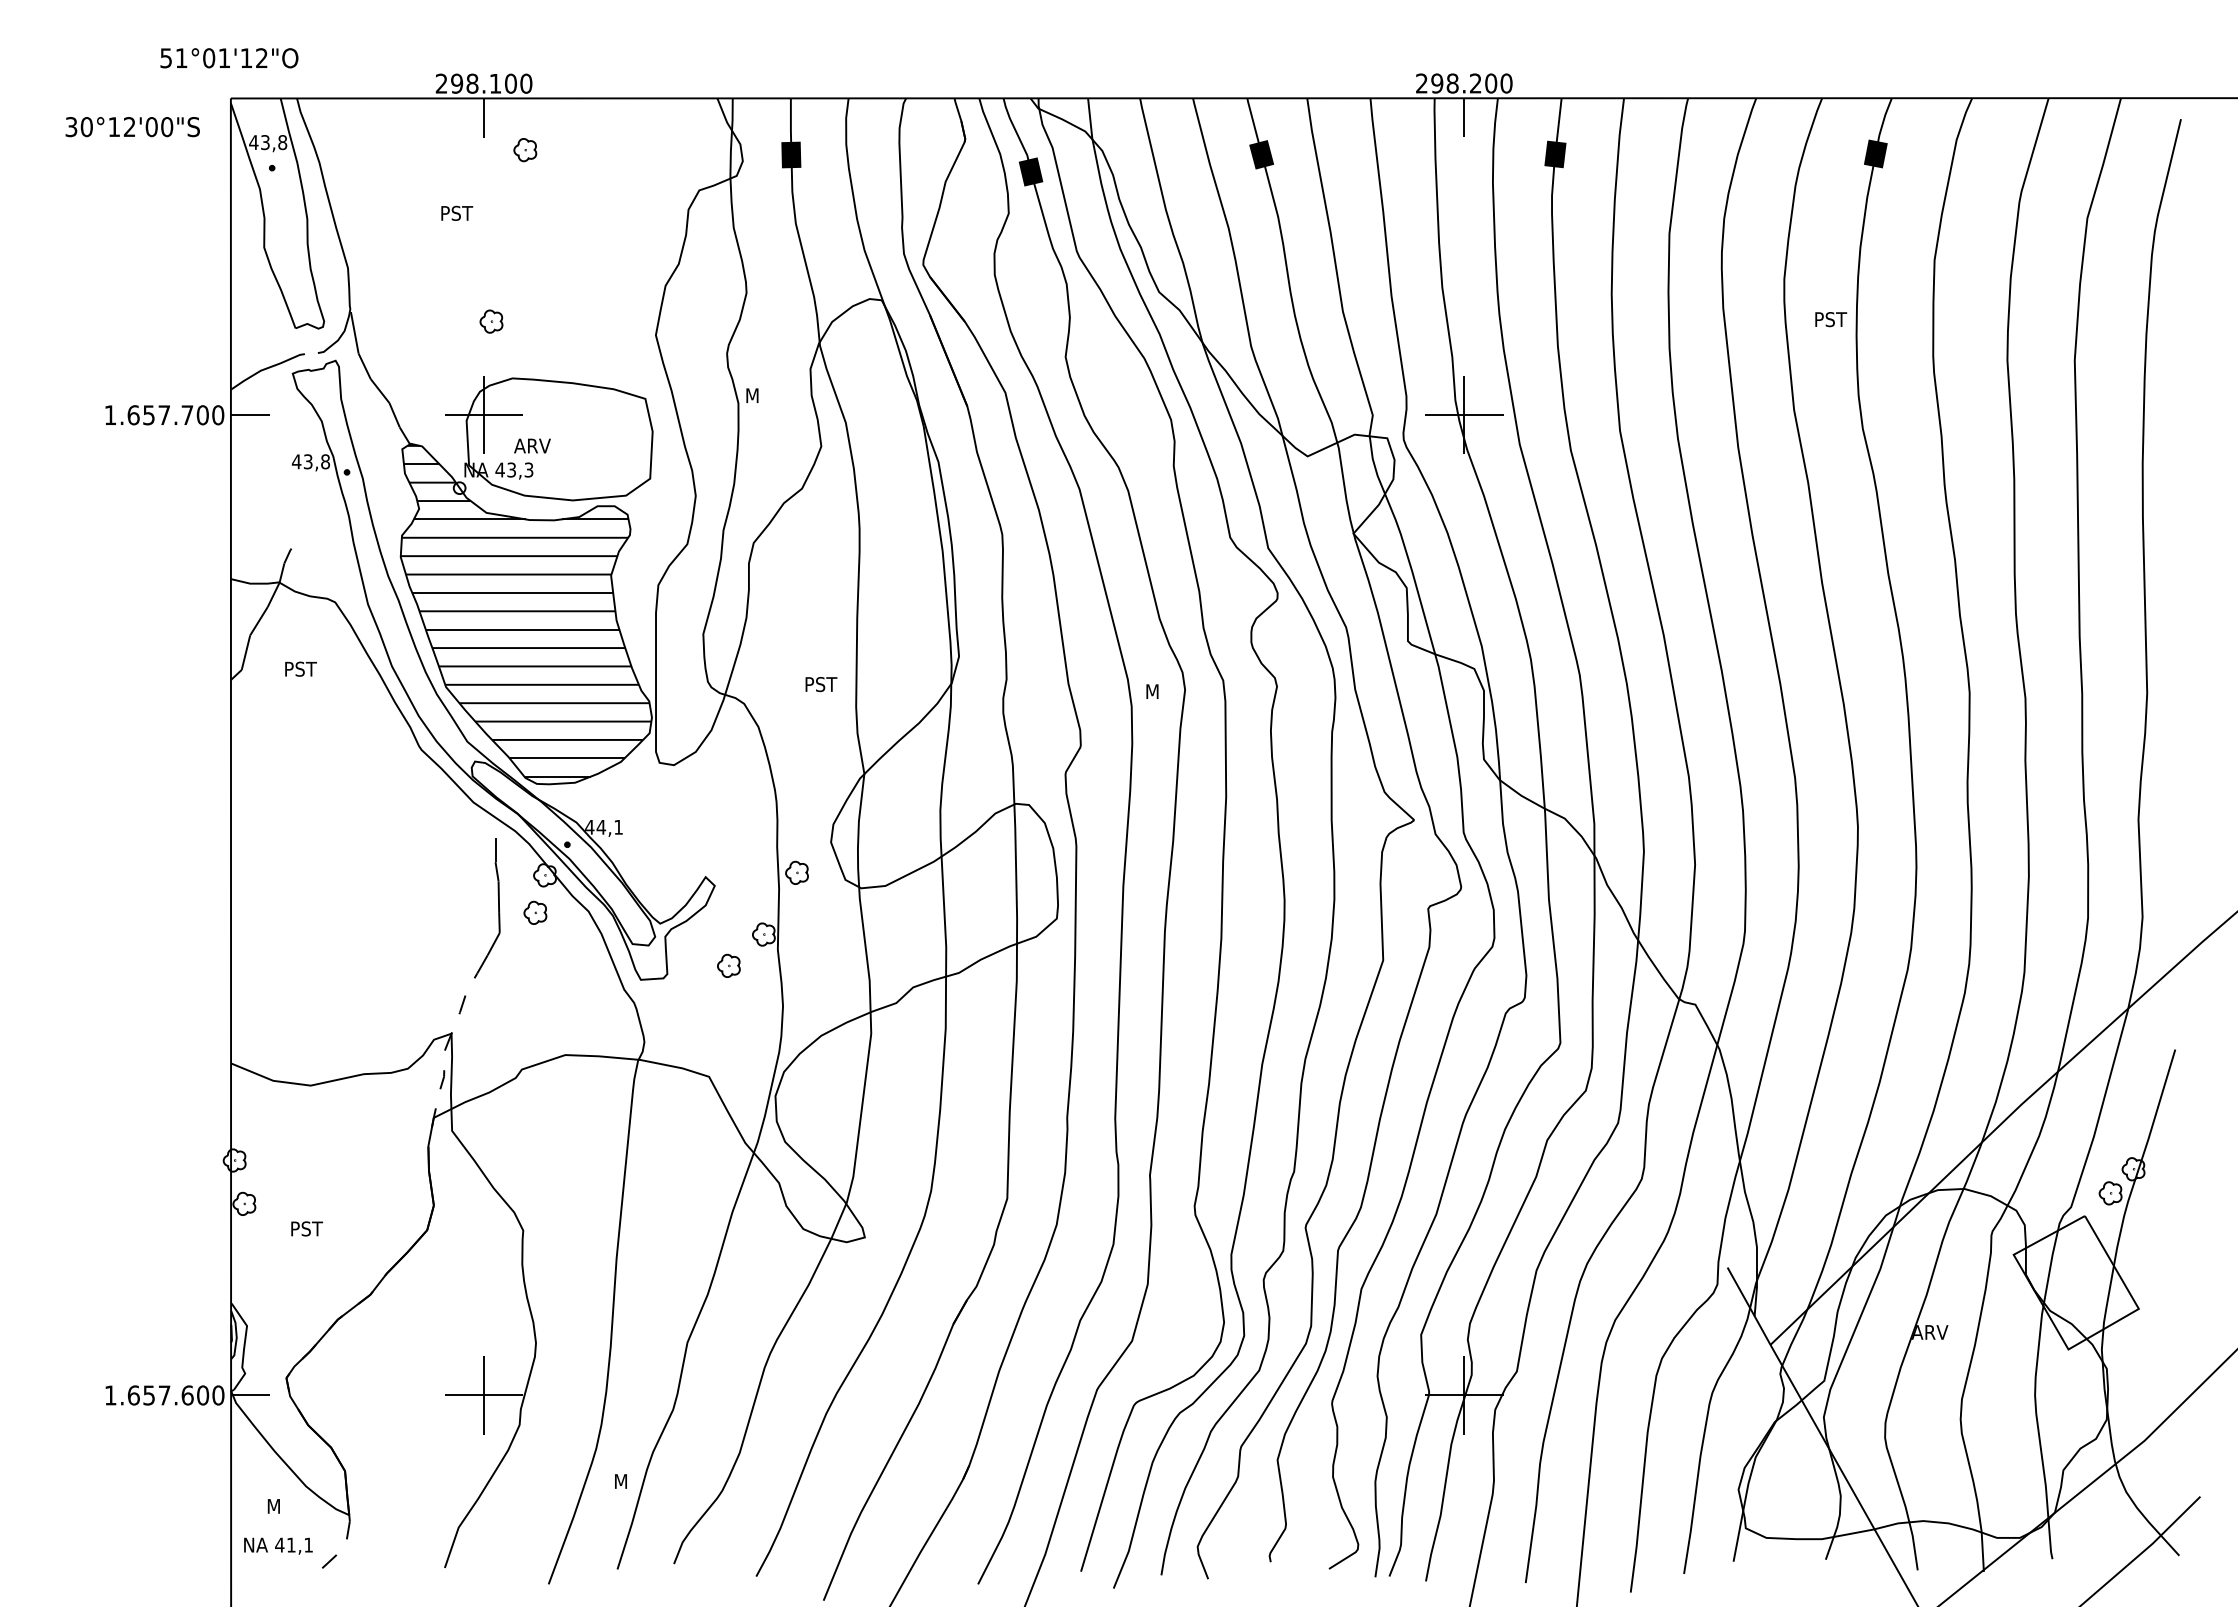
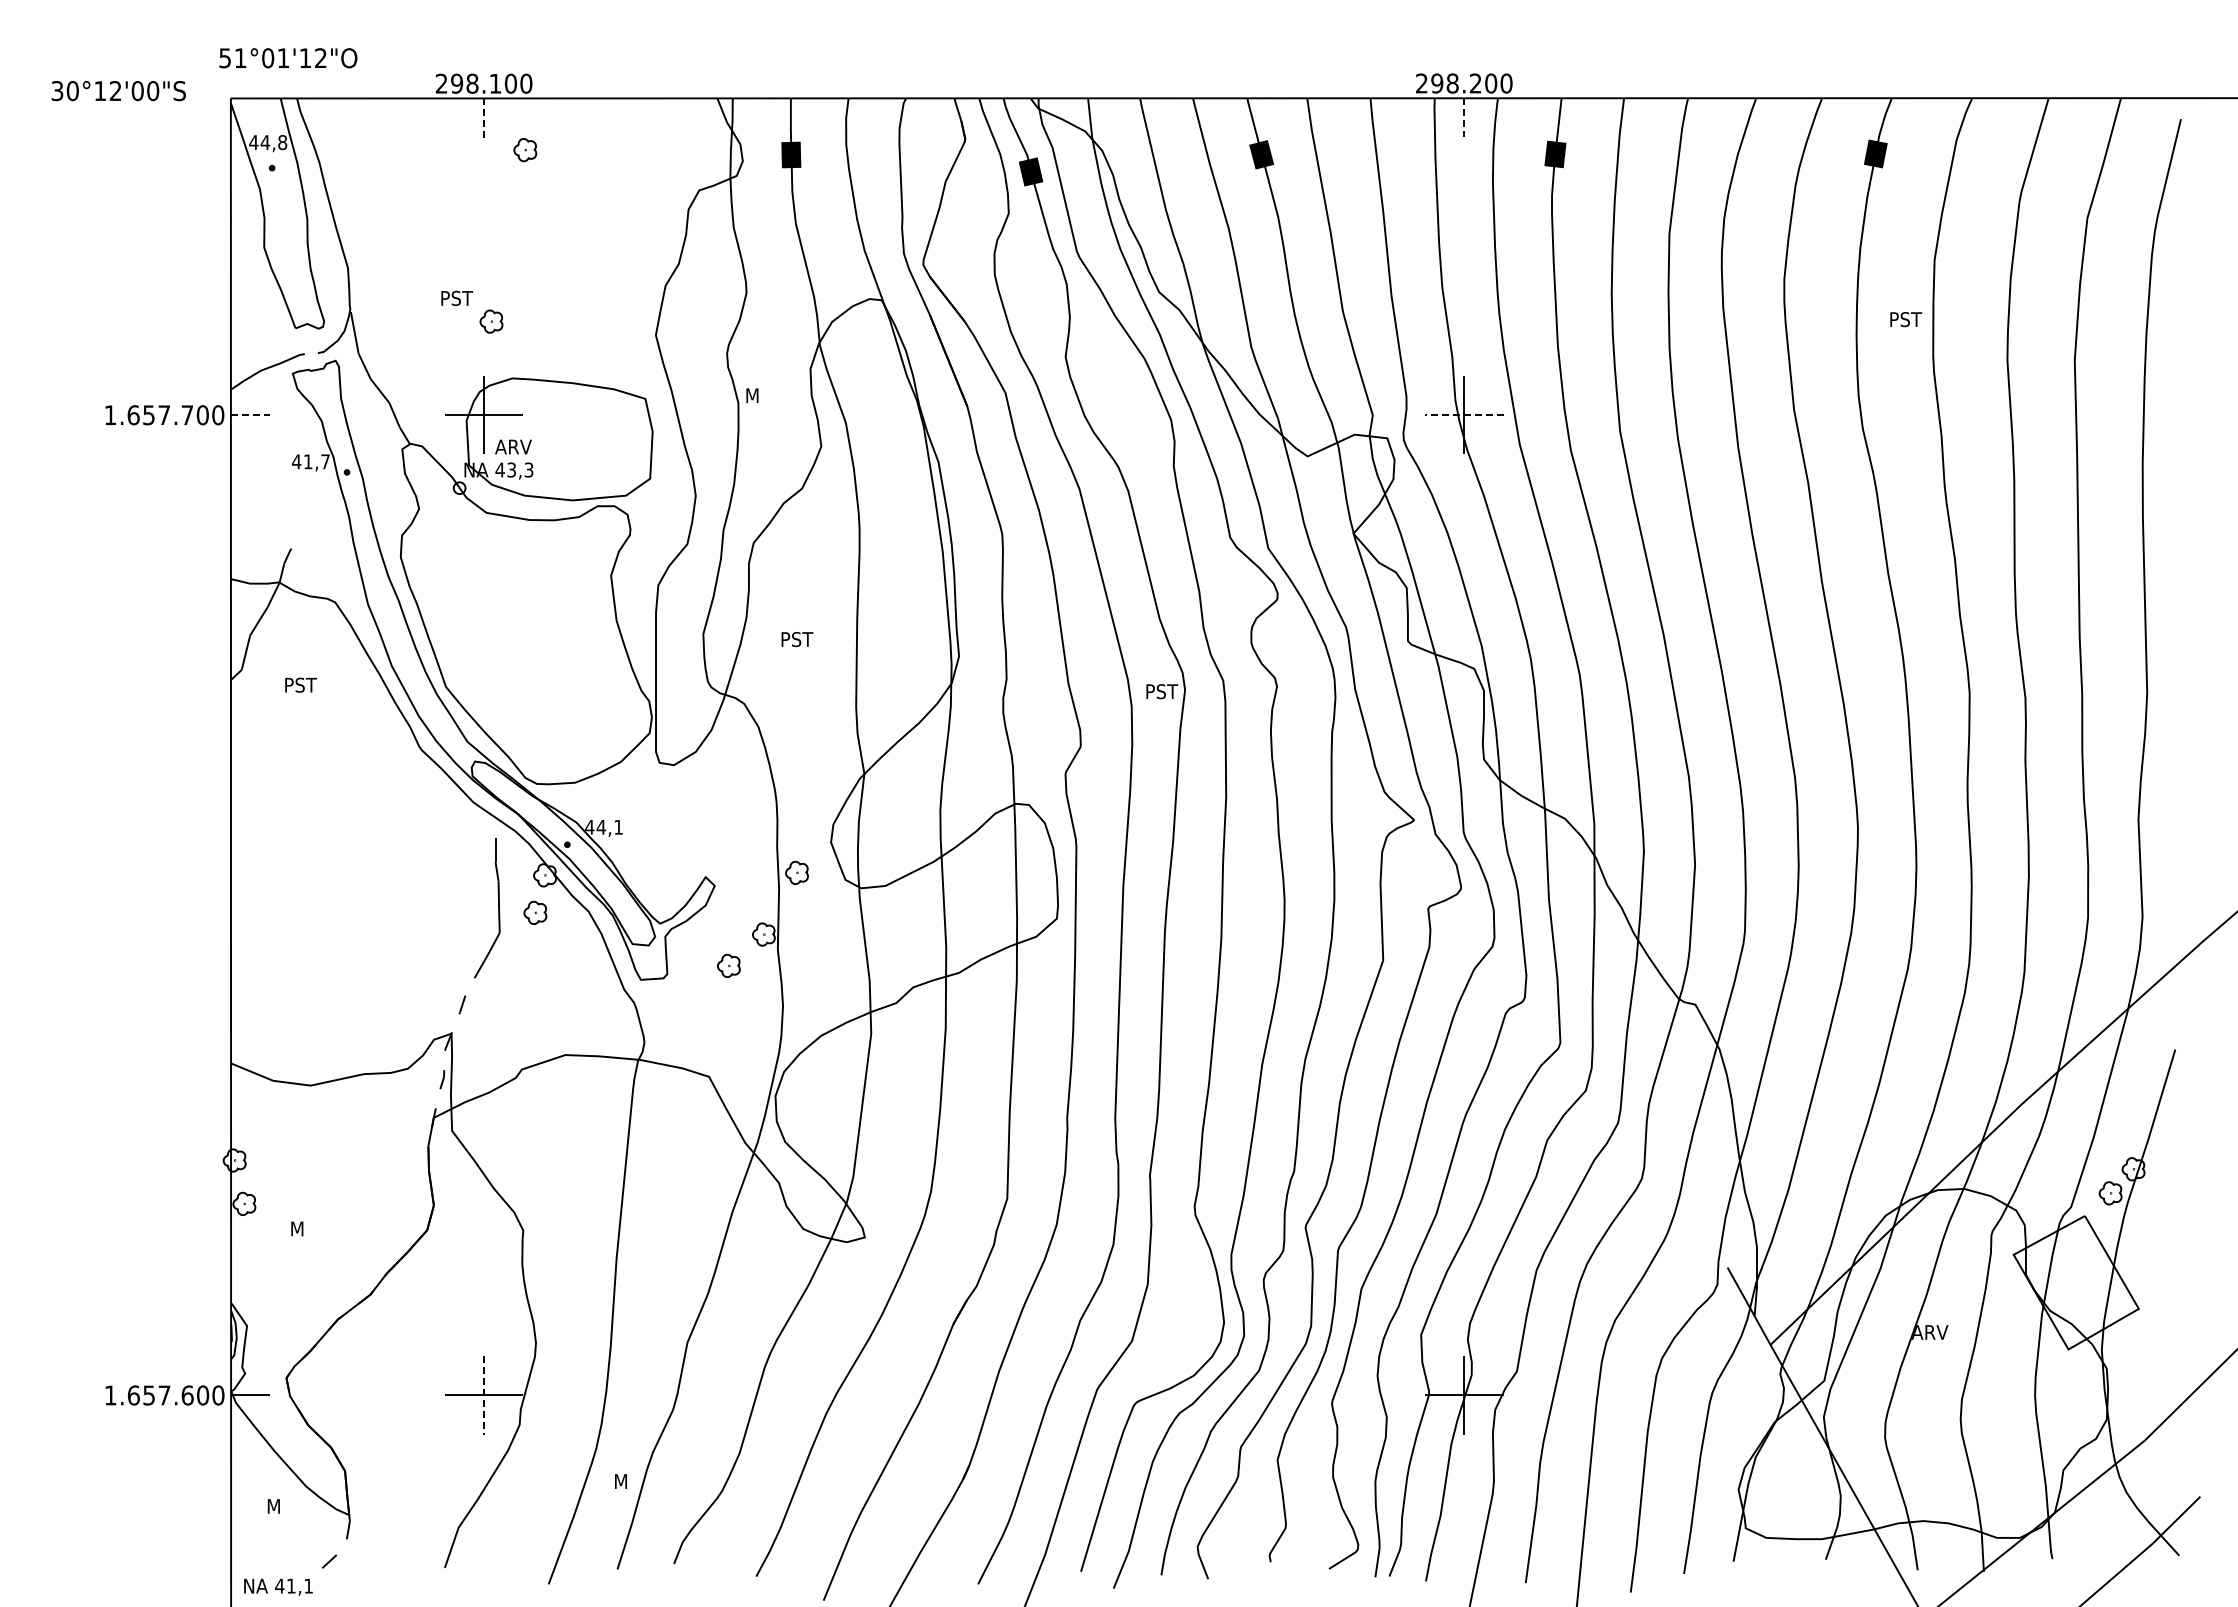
text position: (229, 58) -> (288, 58) (288, 58)
line: solid -> dashed (1464, 117)
line: solid -> dashed (484, 118)
text position: (132, 127) -> (118, 91) (118, 91)
text: 43,8 -> 44,8 (265, 142)
text position: (457, 212) -> (457, 297) (457, 297)
text position: (1831, 319) -> (1906, 319) (1906, 319)
line: solid -> dashed (250, 415)
line: solid -> dashed (1463, 415)
text position: (532, 445) -> (513, 446) (513, 446)
text: 43,8 -> 41,7 (316, 461)
hatch: present -> none (525, 610)
text position: (300, 668) -> (300, 684) (300, 684)
text position: (821, 684) -> (797, 639) (797, 639)
text: M -> PST (1163, 691)
text: PST -> M (308, 1228)
line: solid -> dashed (484, 1395)
text position: (278, 1545) -> (278, 1586) (278, 1586)
